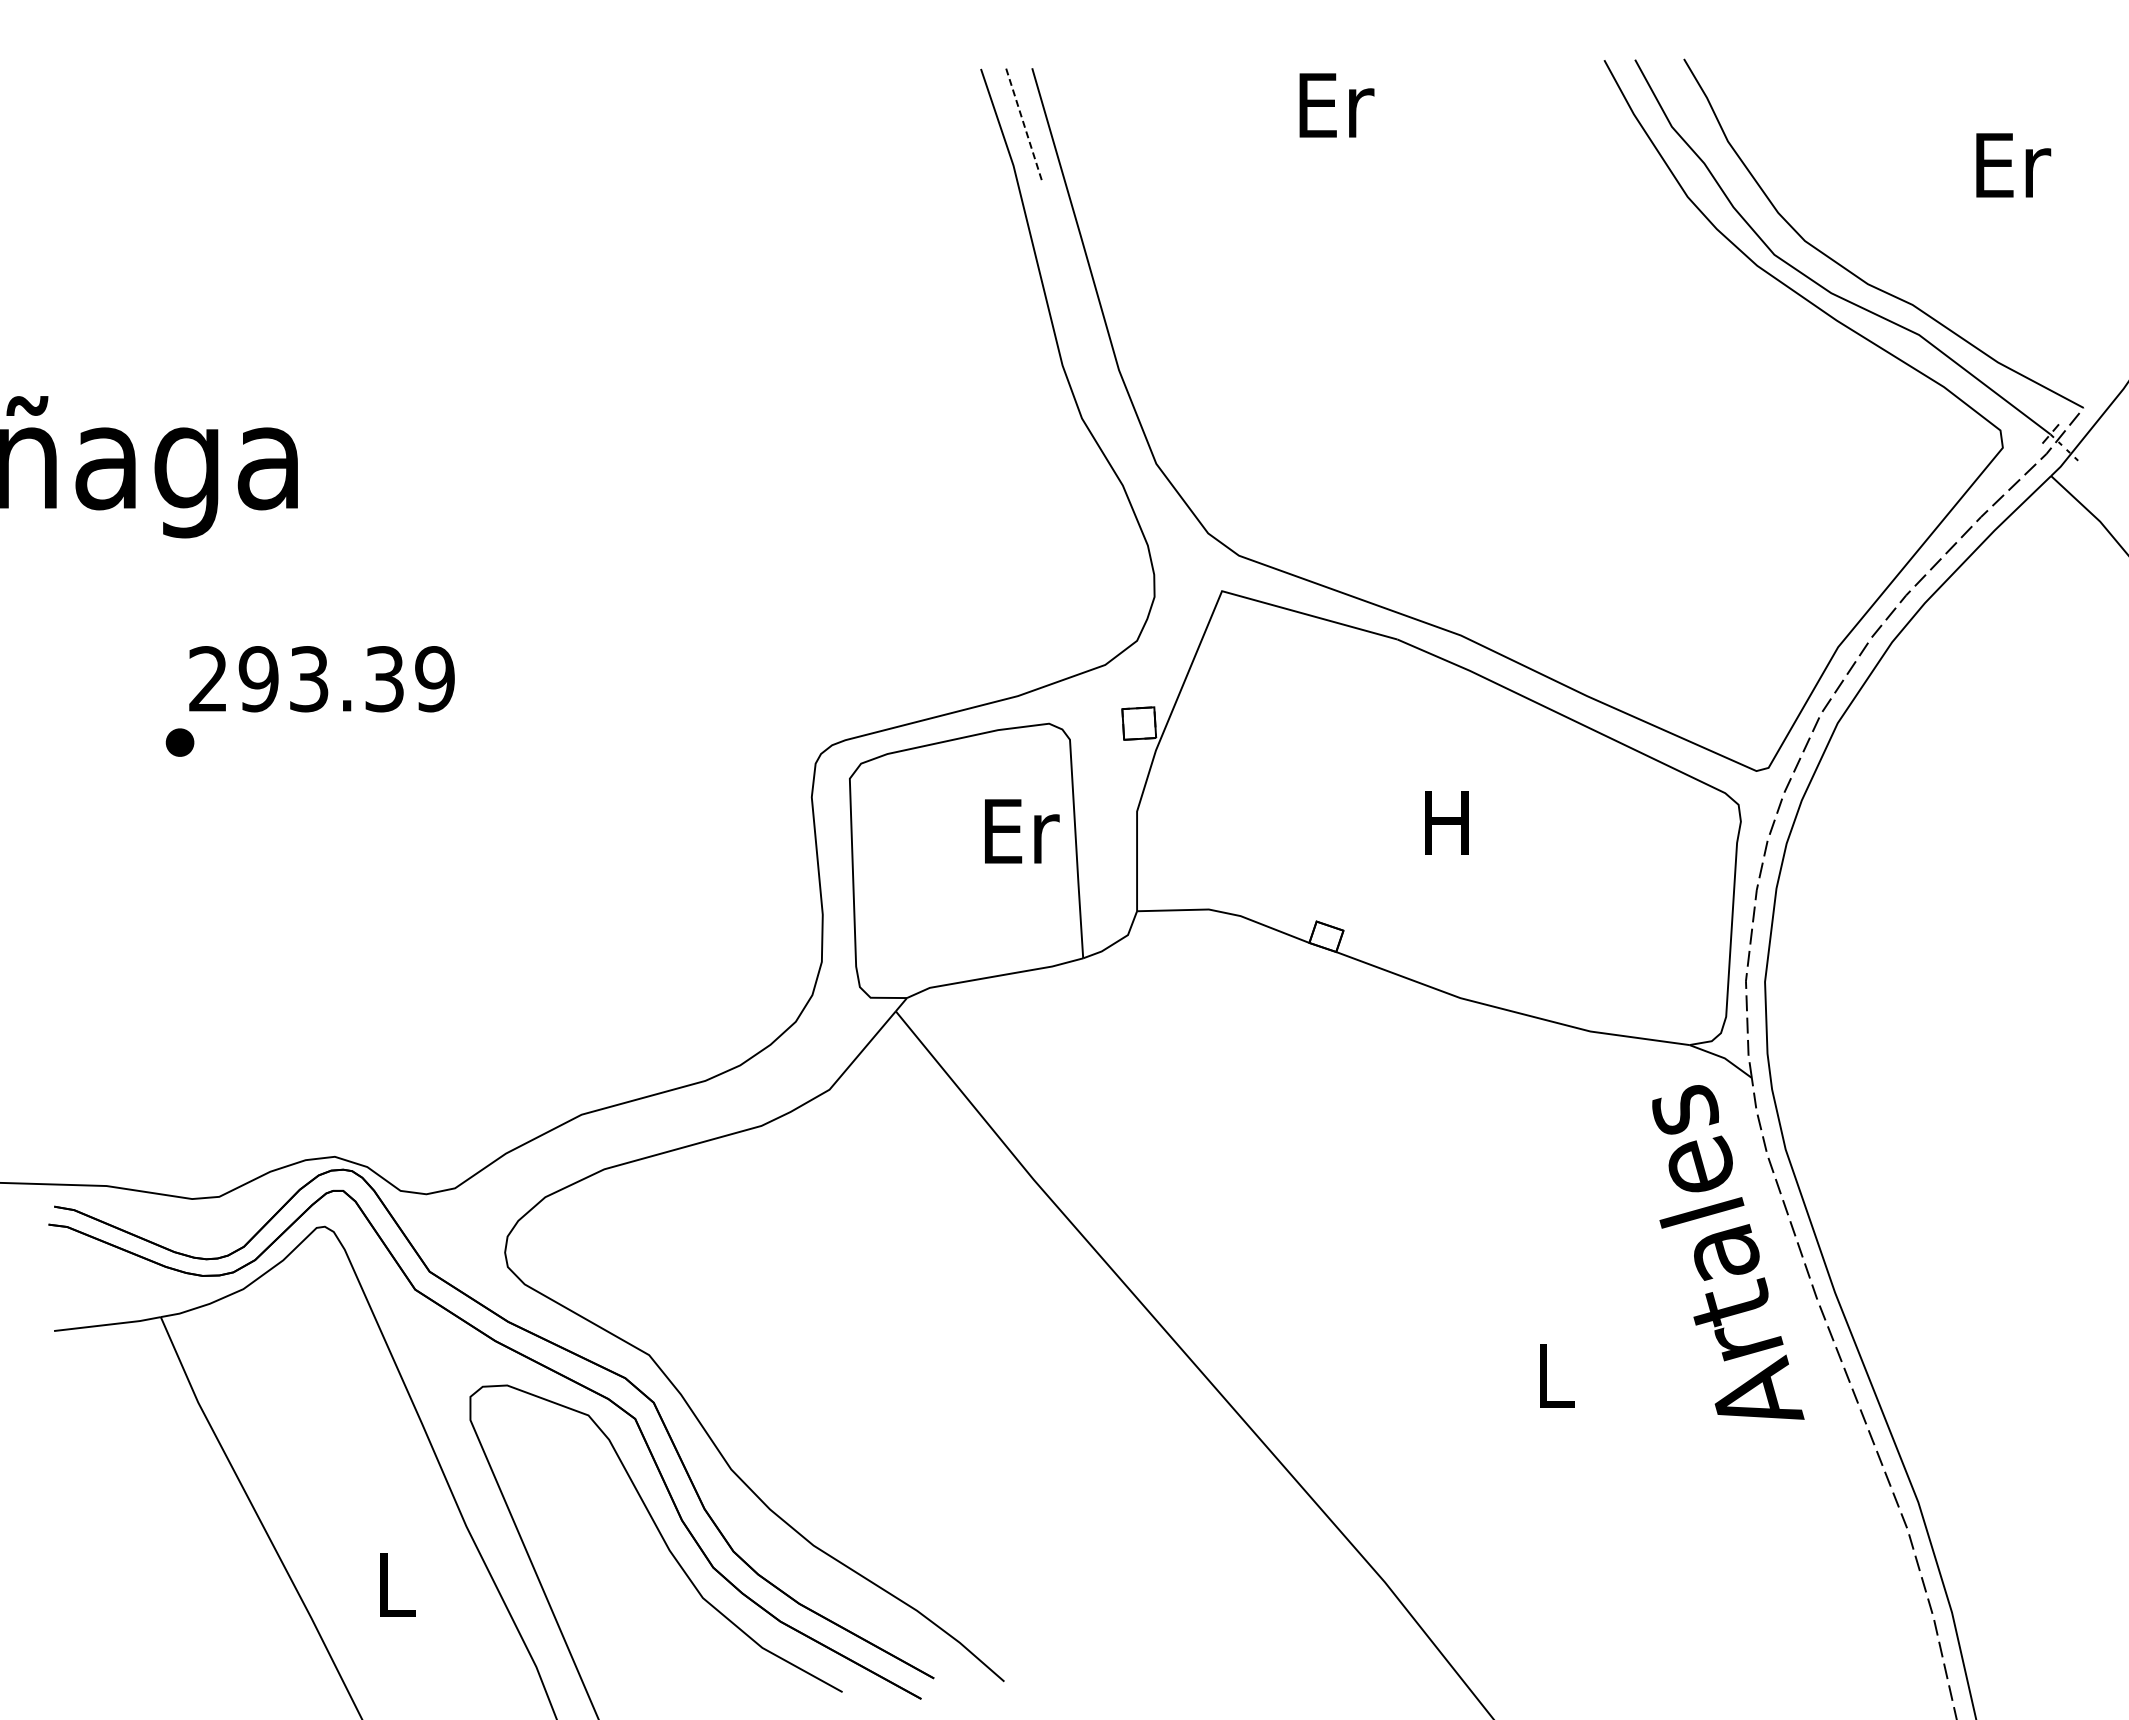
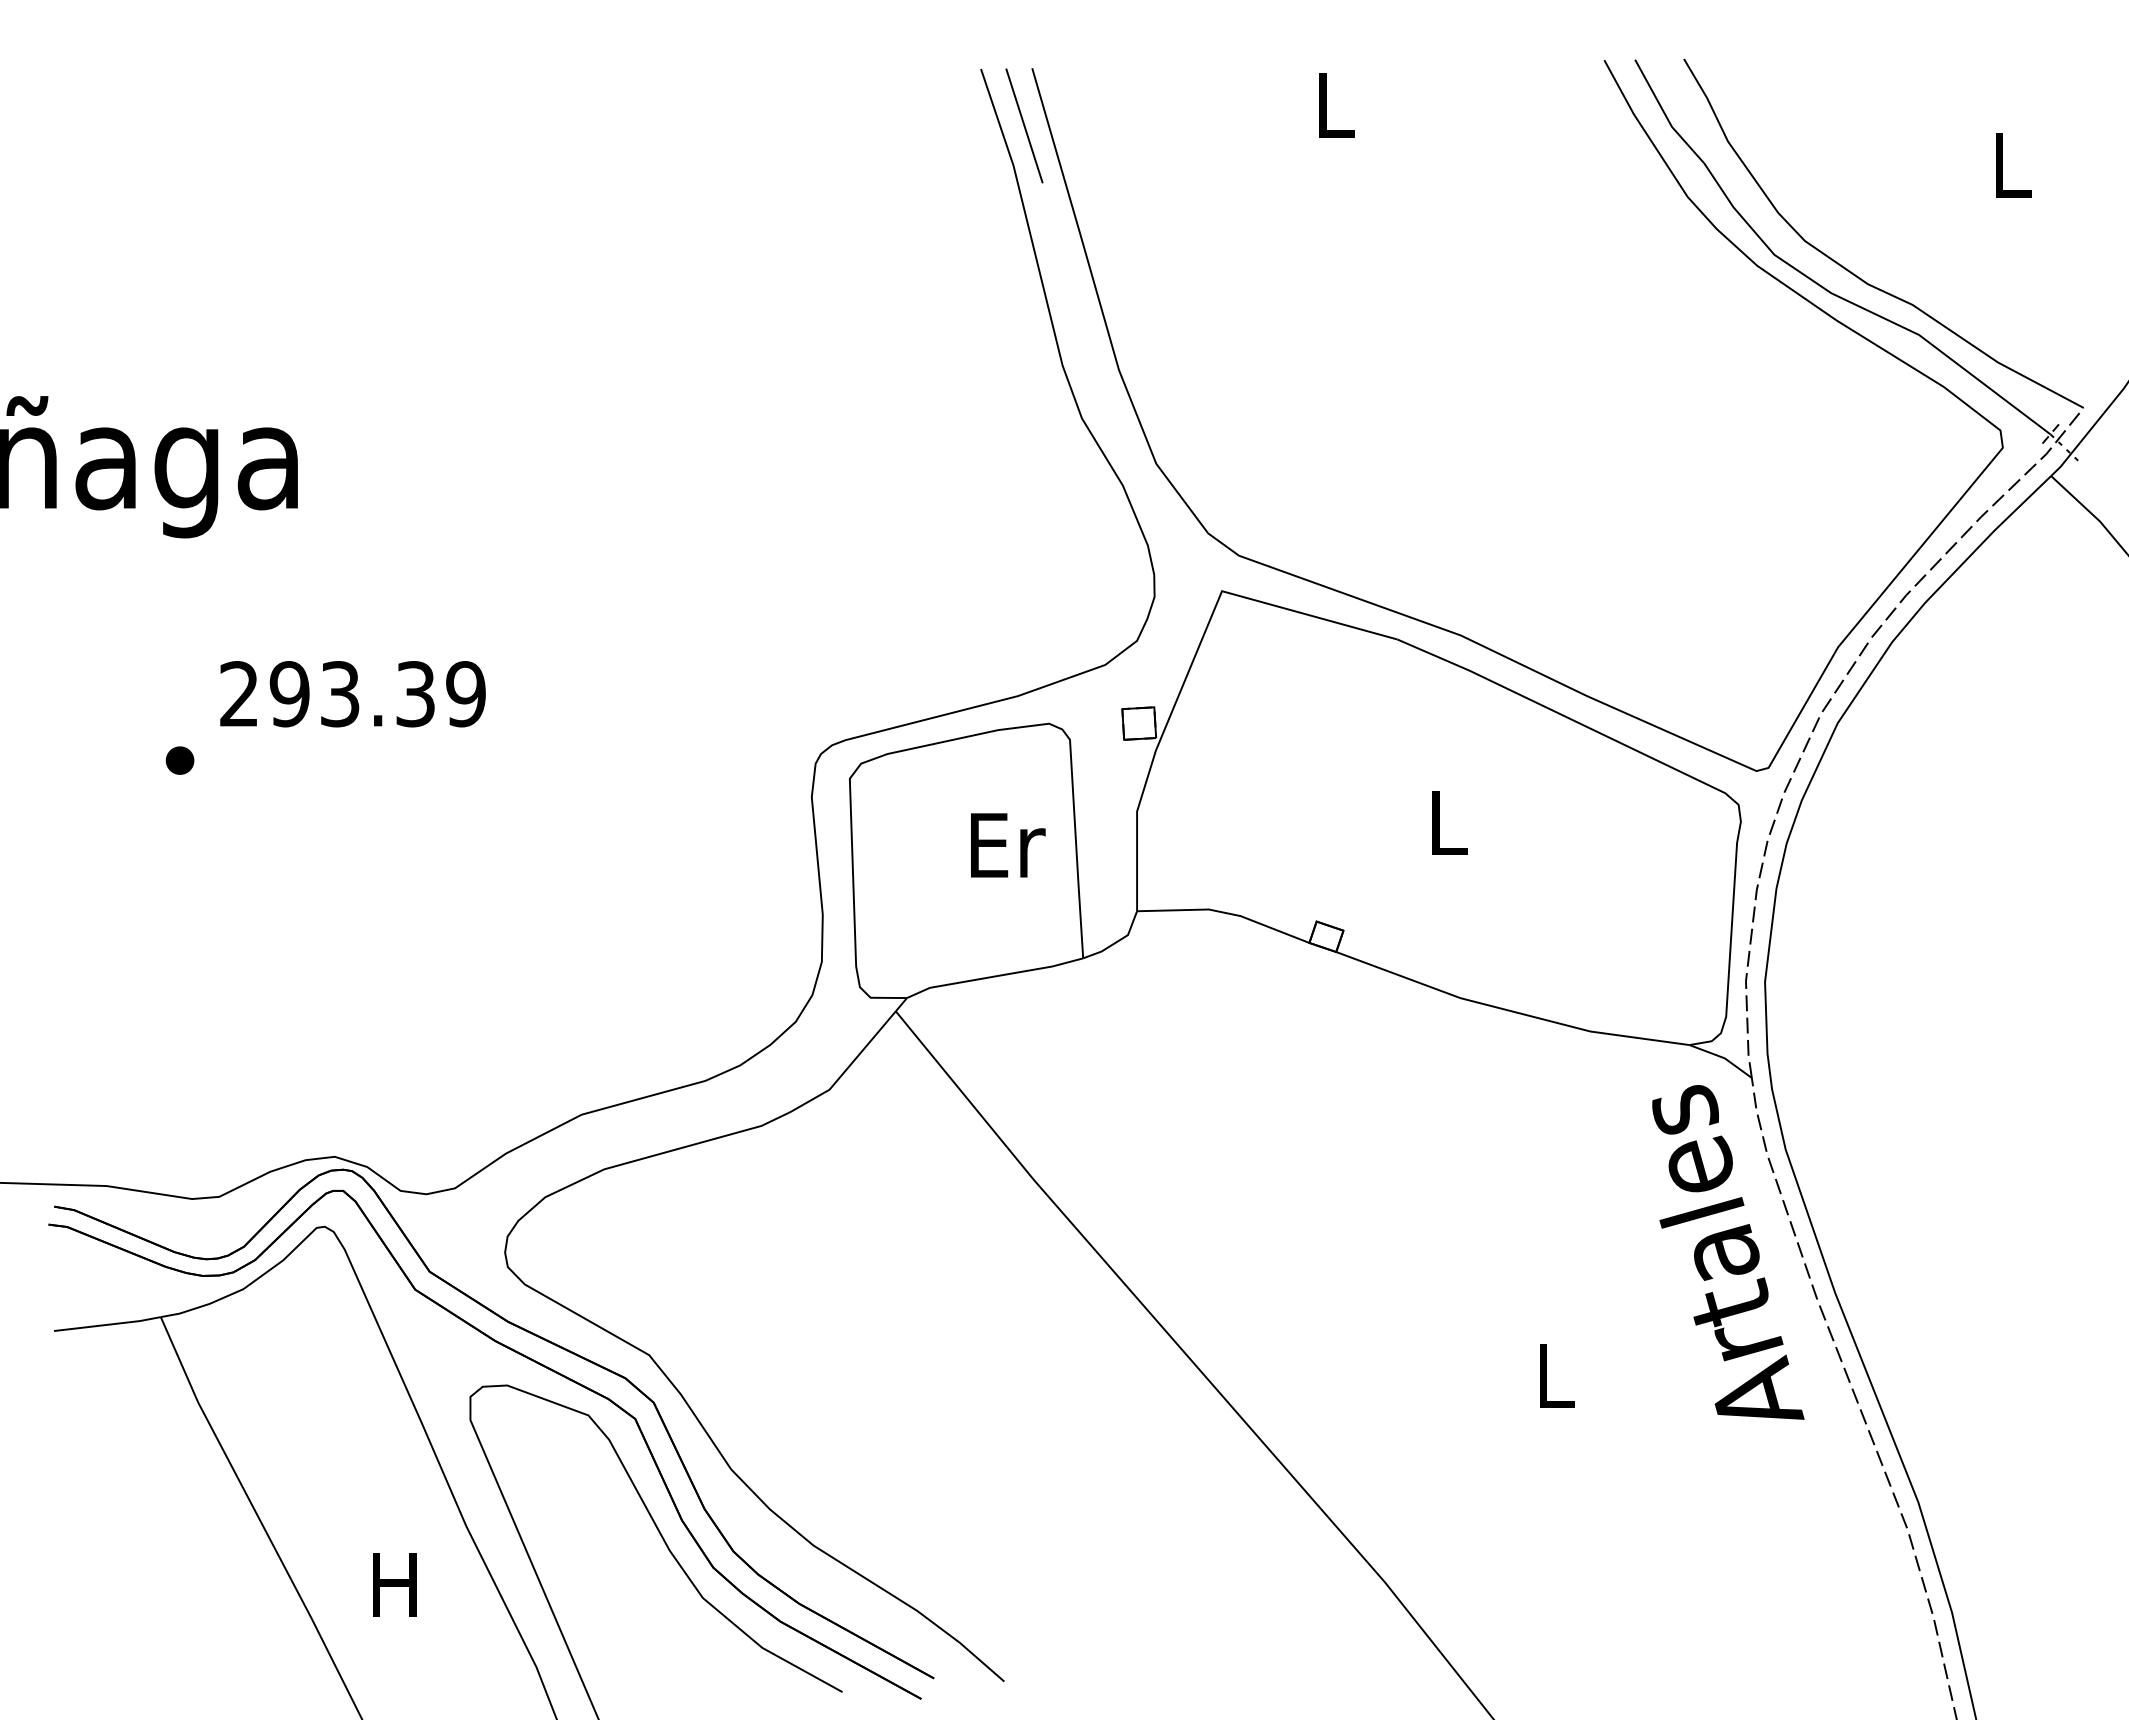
text: Er -> L (1336, 105)
line: dashed -> solid (1024, 126)
text: Er -> L (2013, 165)
text position: (321, 679) -> (352, 694) (352, 694)
part position: (179, 742) -> (179, 760) (179, 760)
text: H -> L (1446, 822)
text position: (1022, 831) -> (1008, 845) (1008, 845)
text: L -> H (394, 1584)
